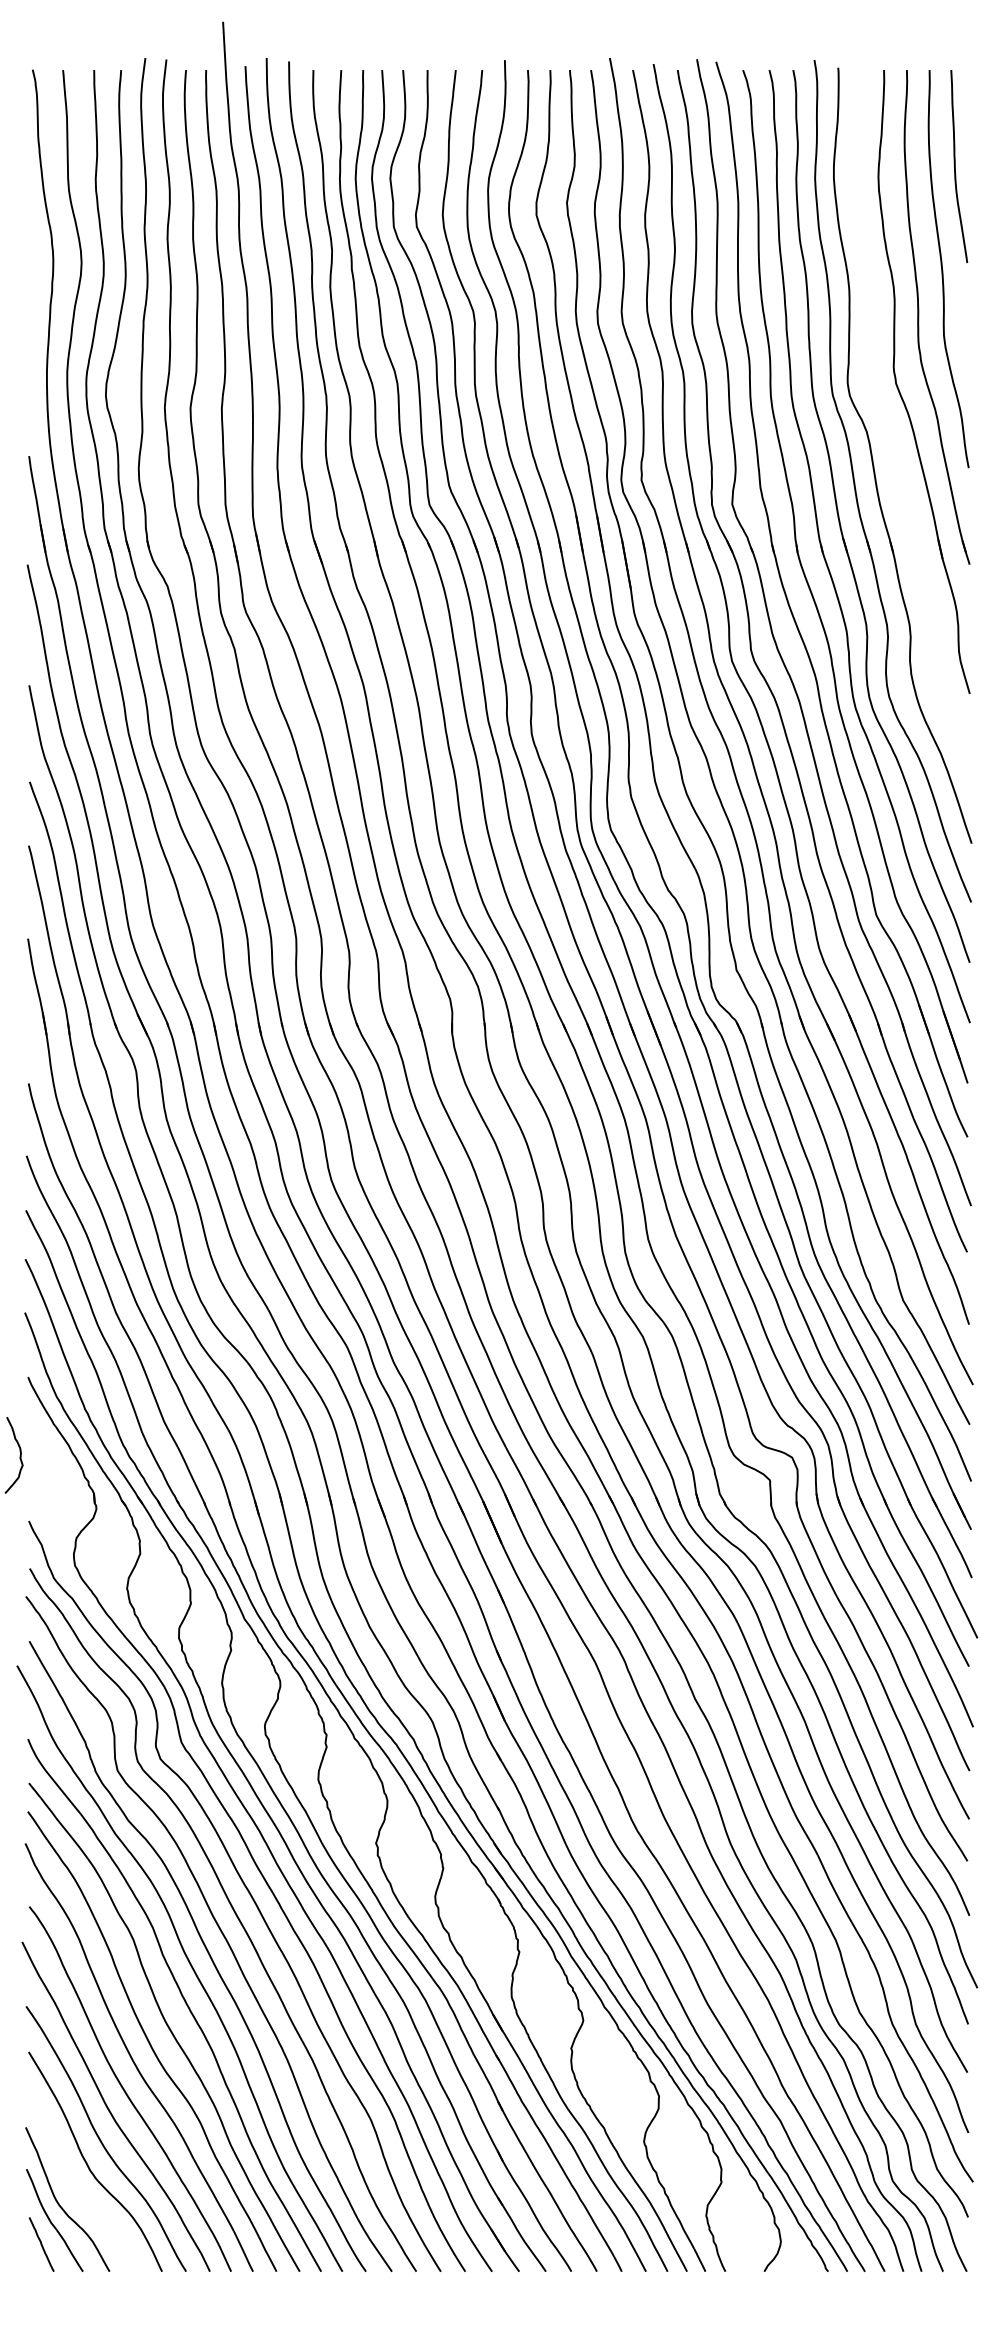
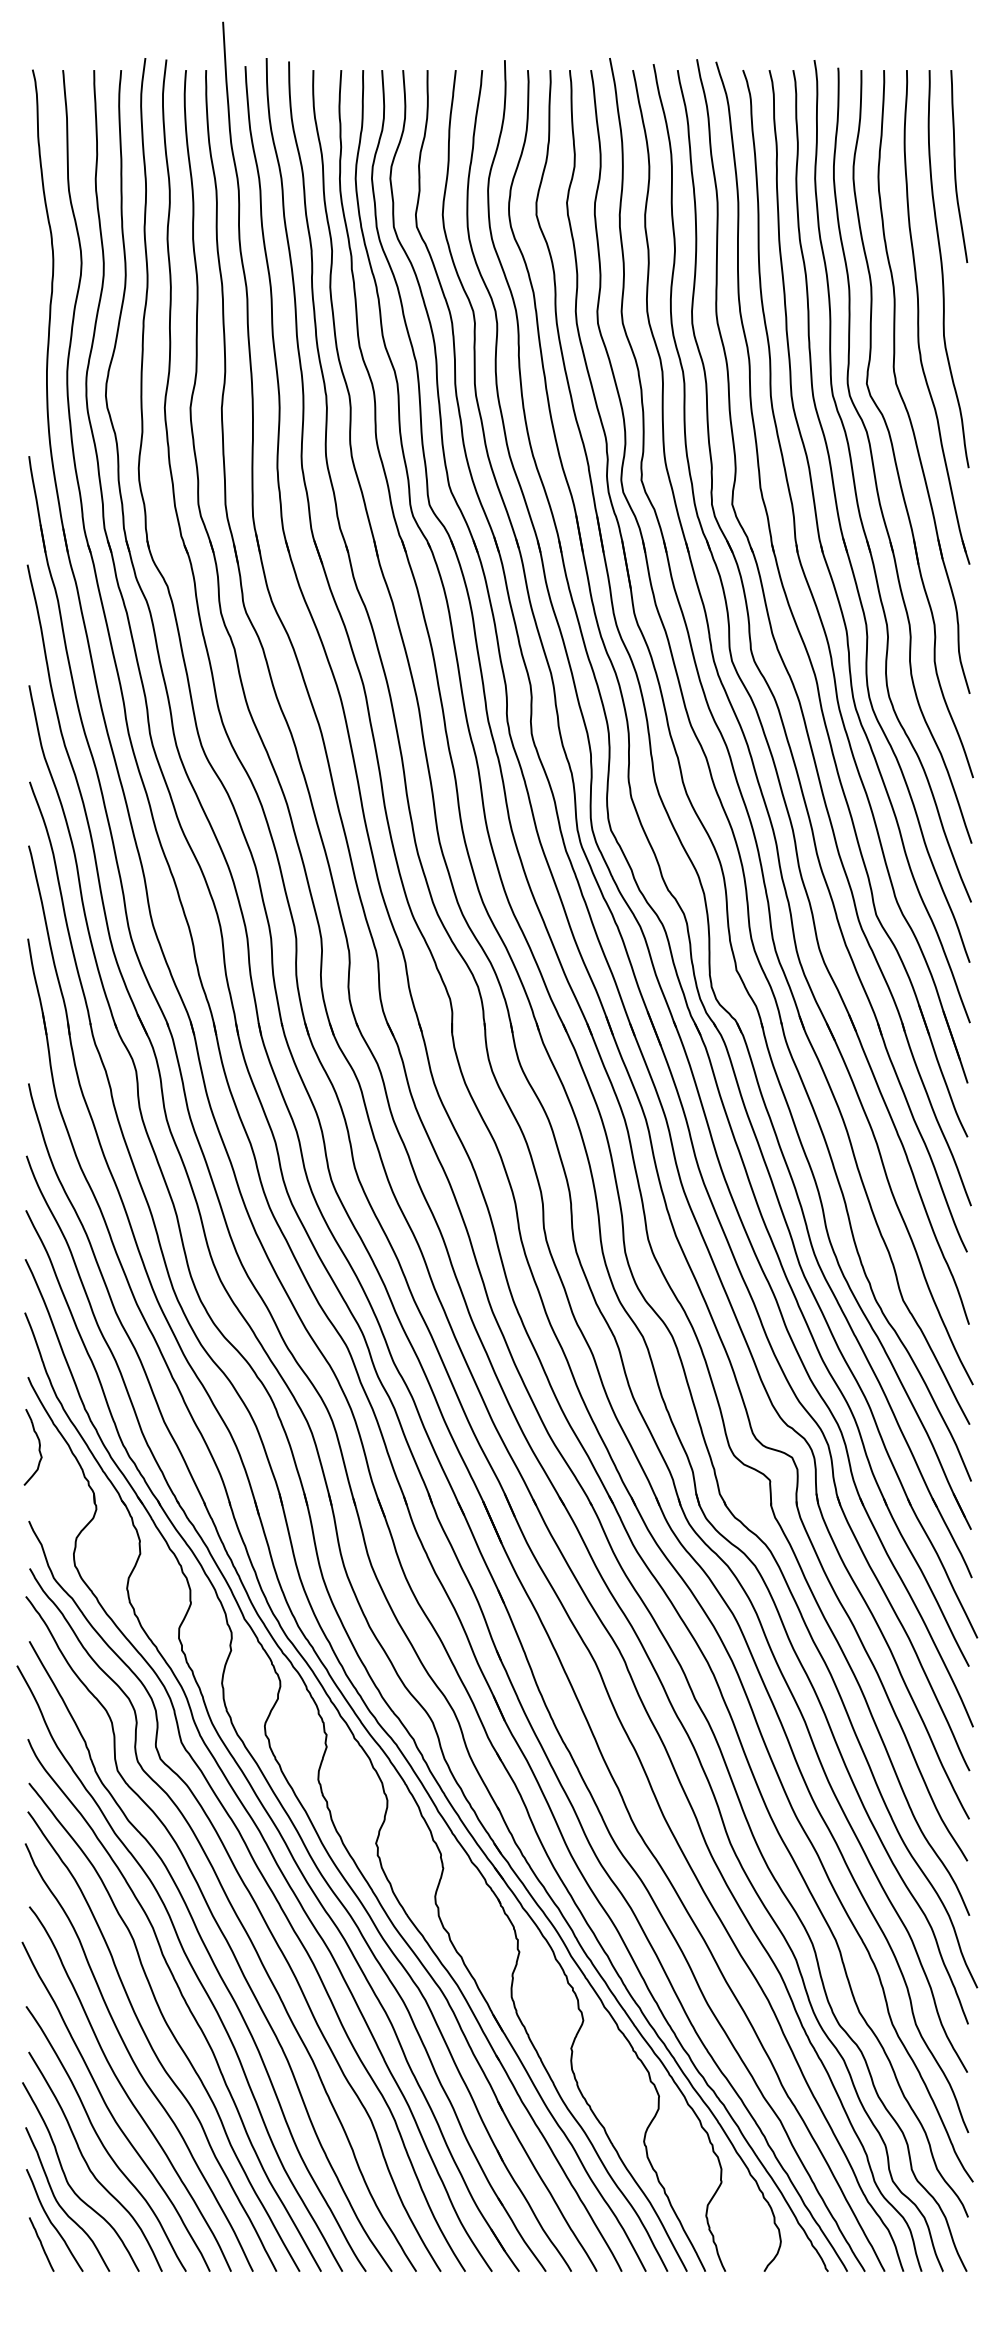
part: none -> present (889, 430)
curve position: (19, 1455) -> (38, 1447) (38, 1447)
curve: none -> present (68, 2181)
